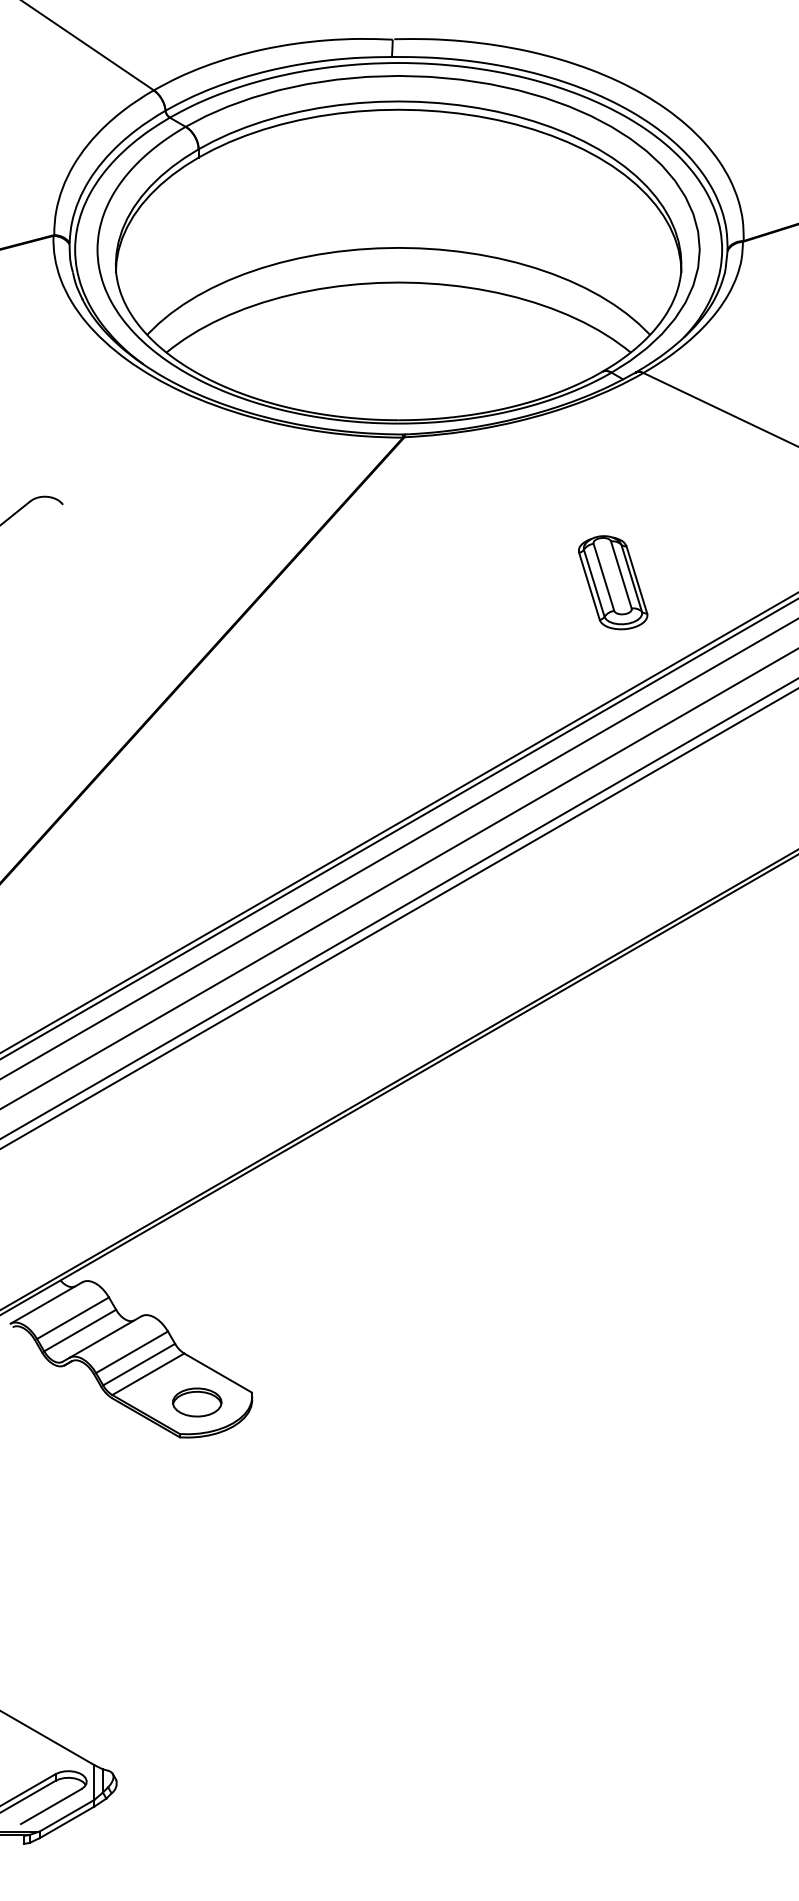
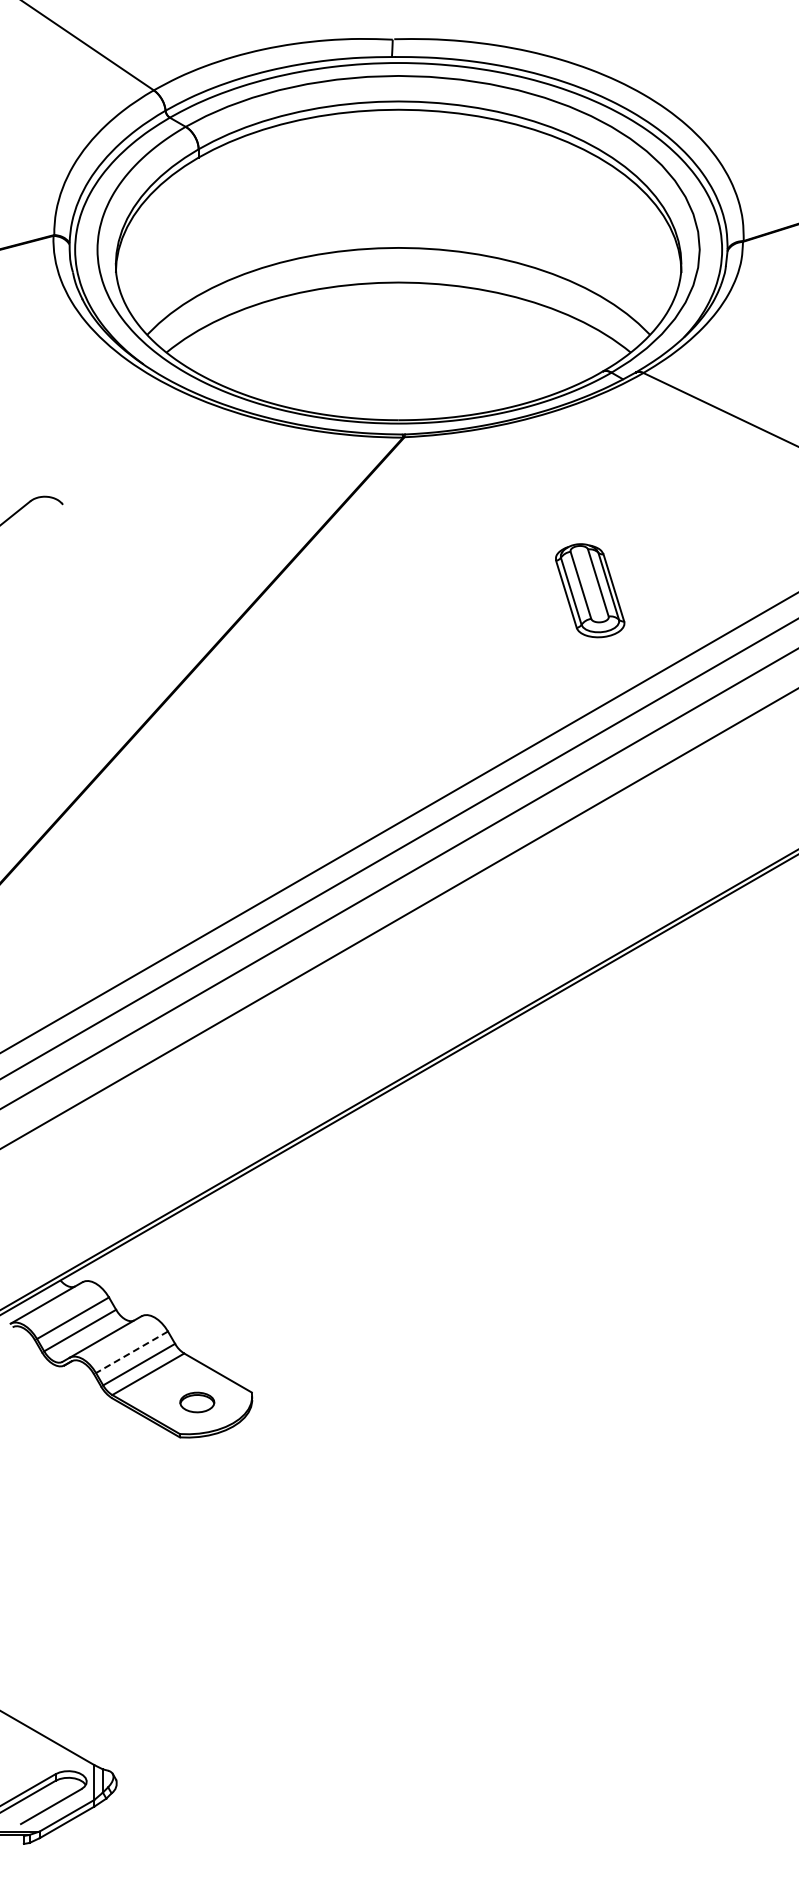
part position: (613, 582) -> (590, 590) (590, 590)
line: present -> none (398, 829)
line: present -> none (398, 908)
line: solid -> dashed (132, 1352)
part size: 51x31 px -> 37x23 px (197, 1402)
